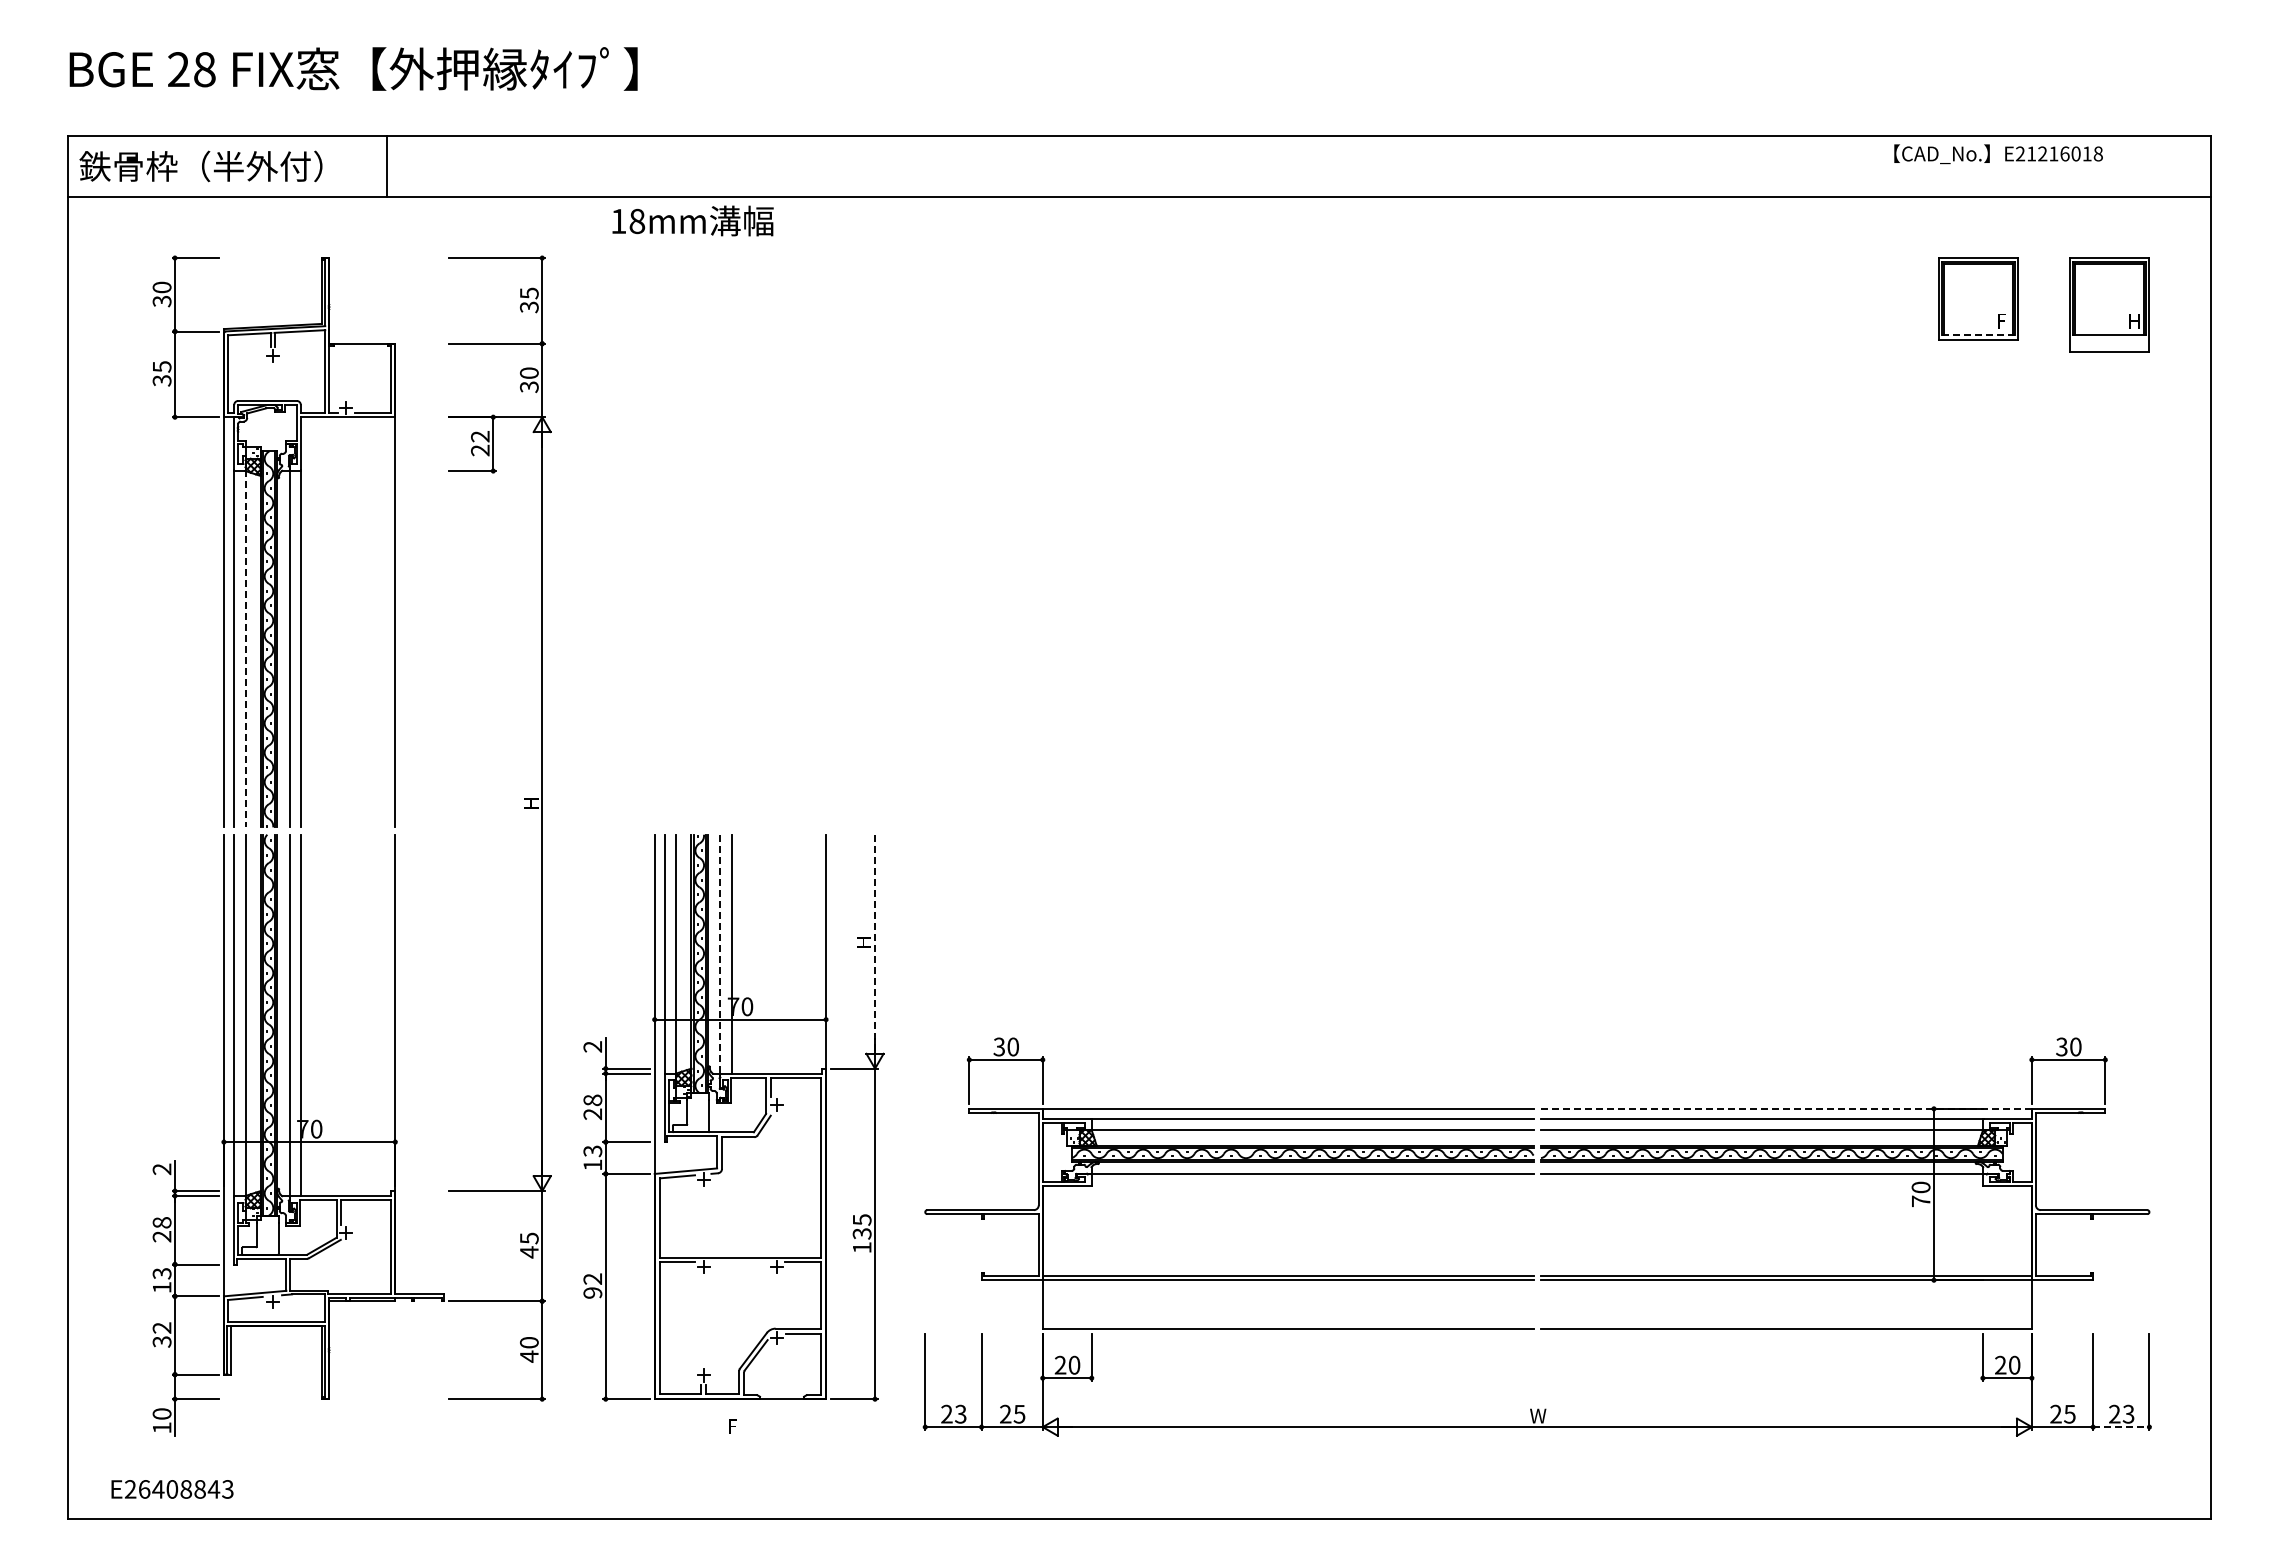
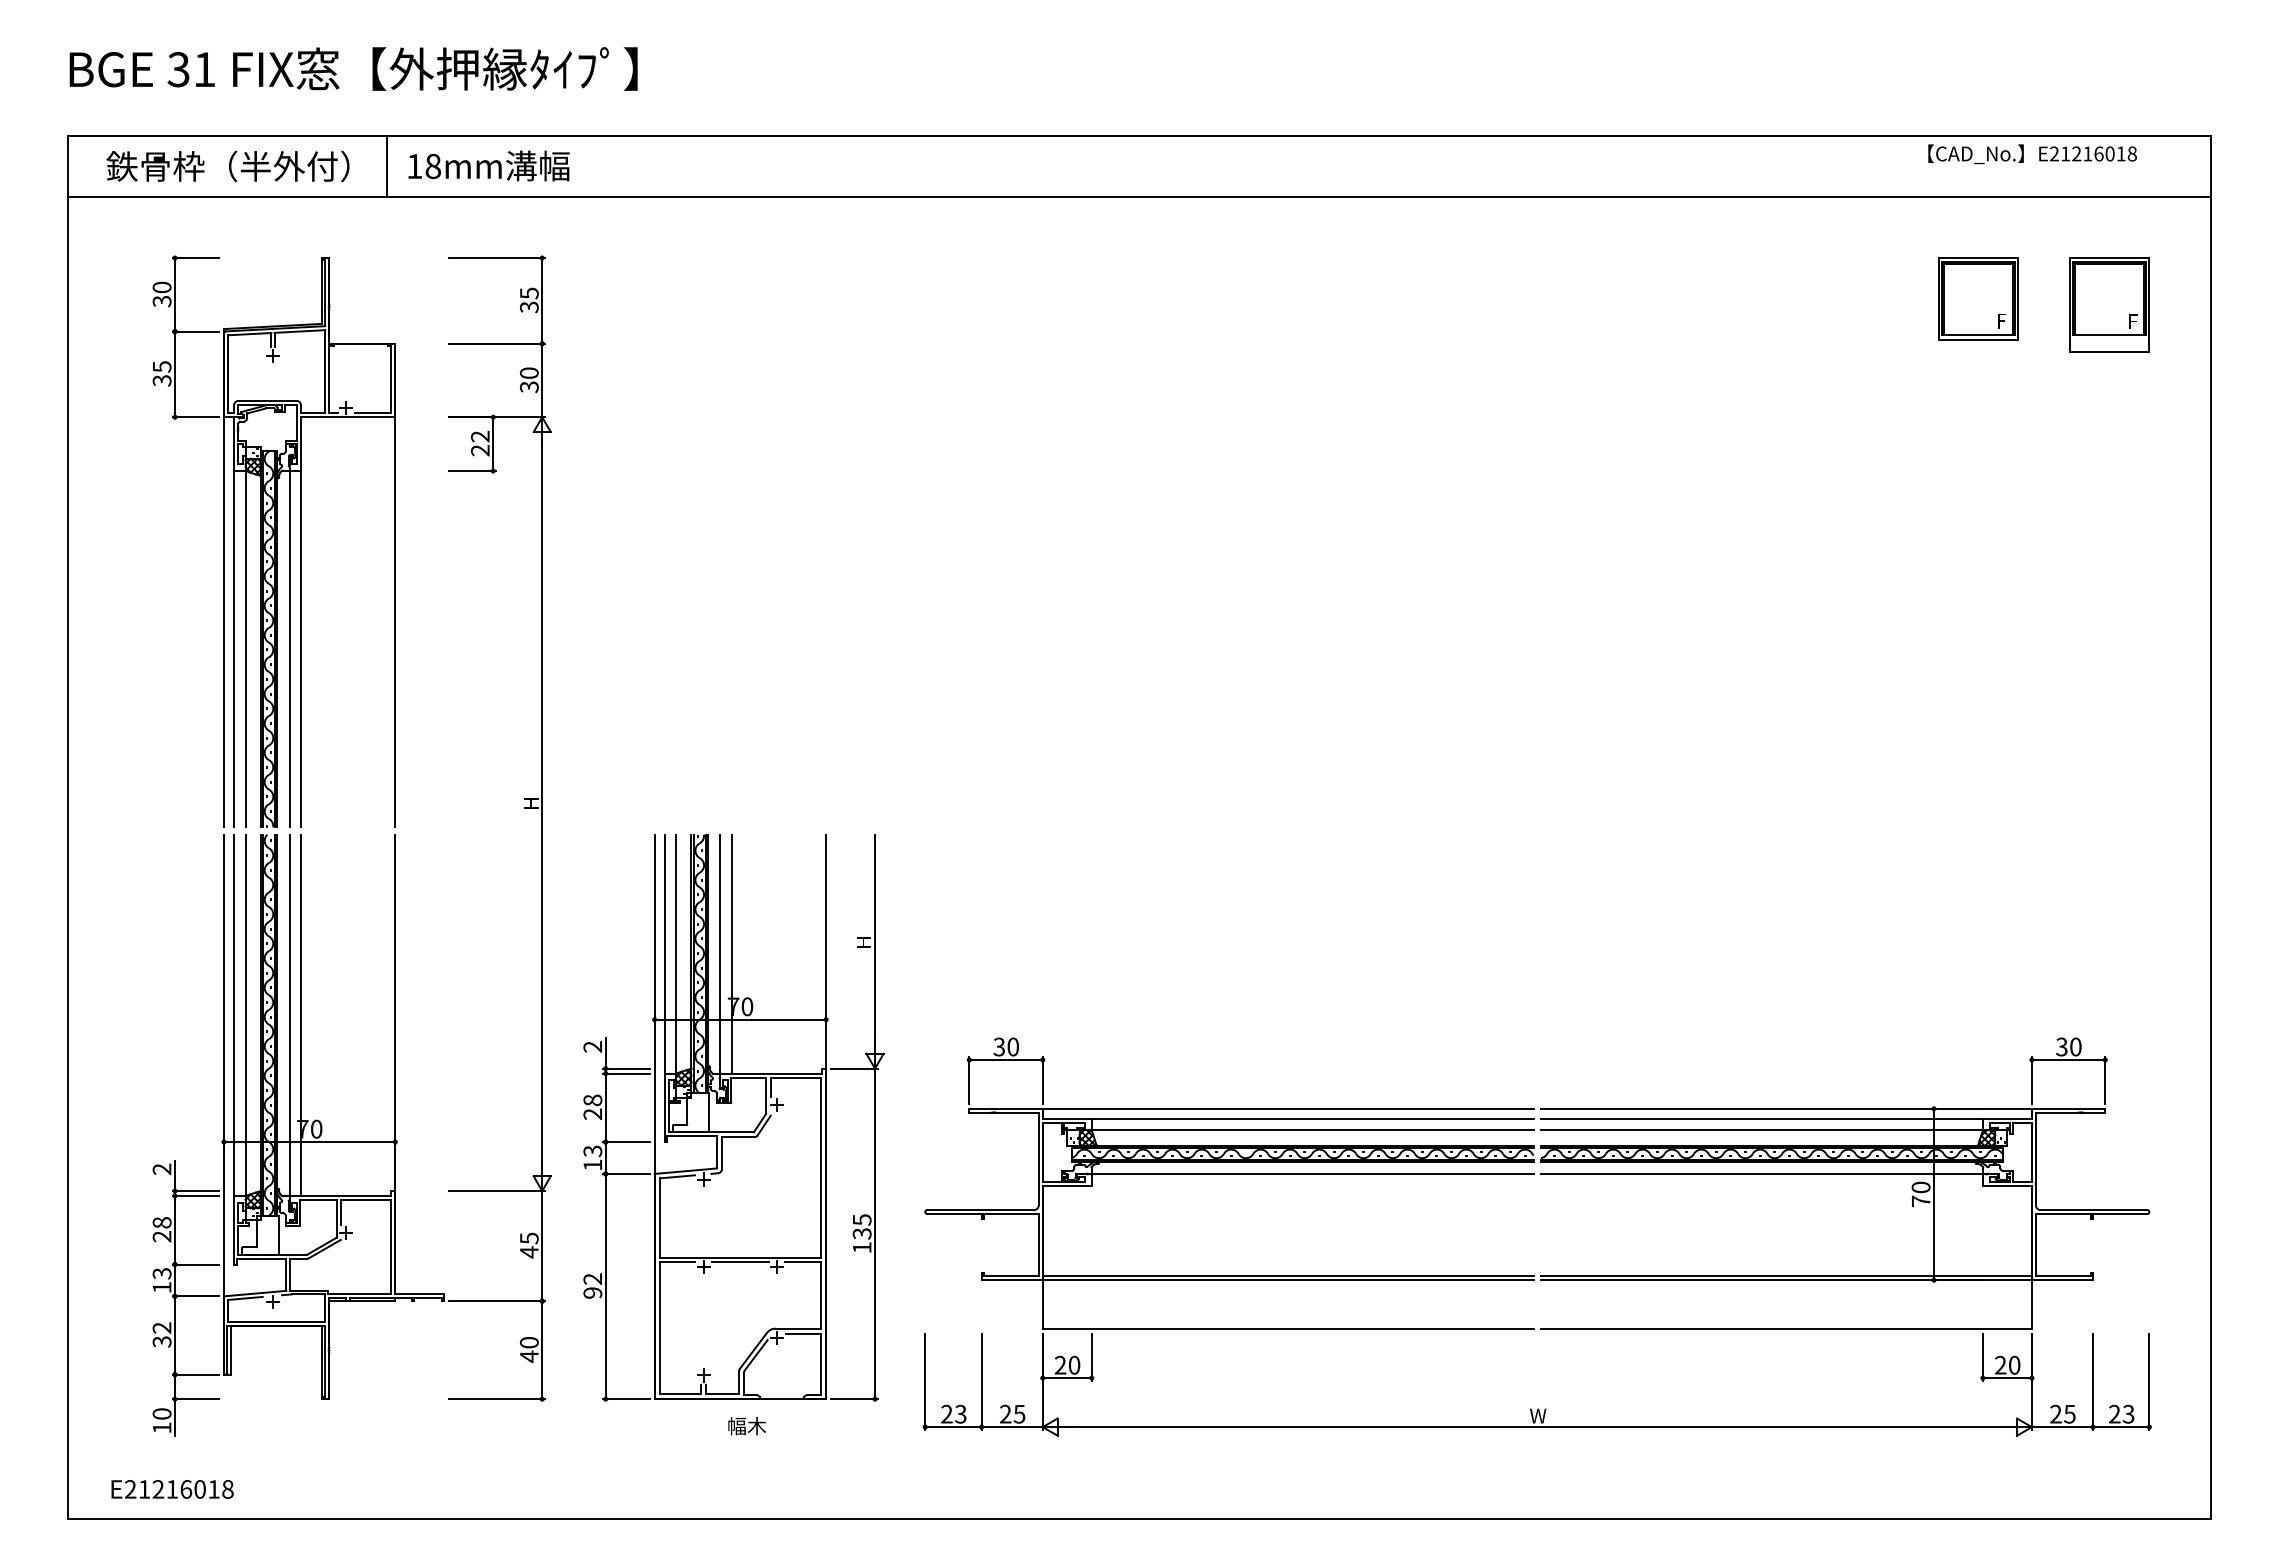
text: 28 -> 31 (191, 69)
text position: (1998, 154) -> (2032, 154) (2032, 154)
text position: (200, 166) -> (227, 166) (227, 166)
text position: (692, 220) -> (488, 165) (488, 165)
text: H -> F (2135, 321)
line: dashed -> solid (1978, 334)
line: dashed -> solid (245, 648)
line: dashed -> solid (875, 943)
line: dashed -> solid (720, 954)
line: dashed -> solid (1785, 1108)
line: none -> present (739, 1261)
text: F -> 幅木 (747, 1426)
line: dashed -> solid (2121, 1427)
text: E26408843 -> E21216018 (186, 1489)
